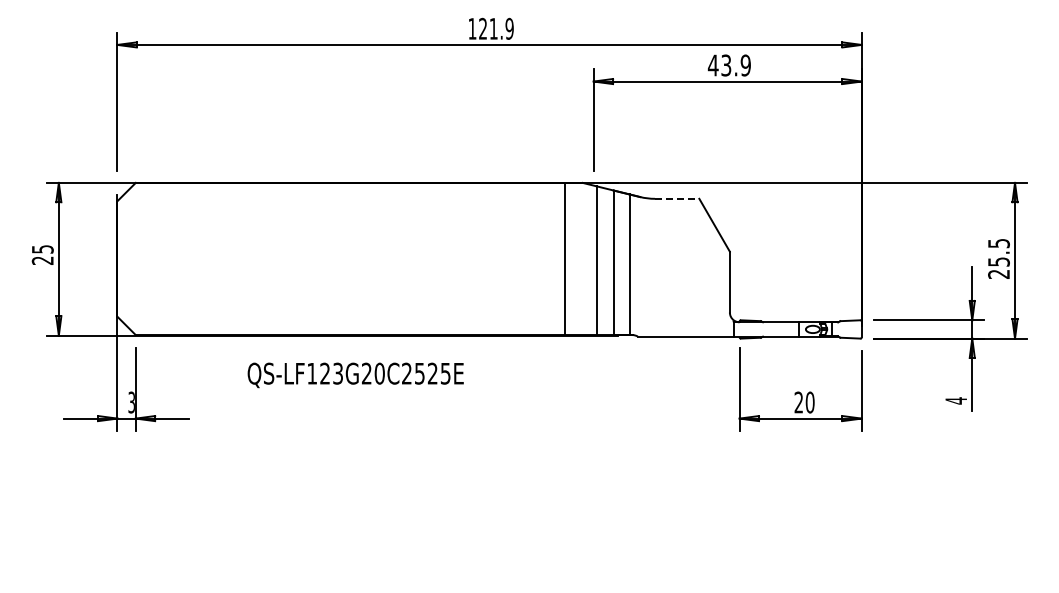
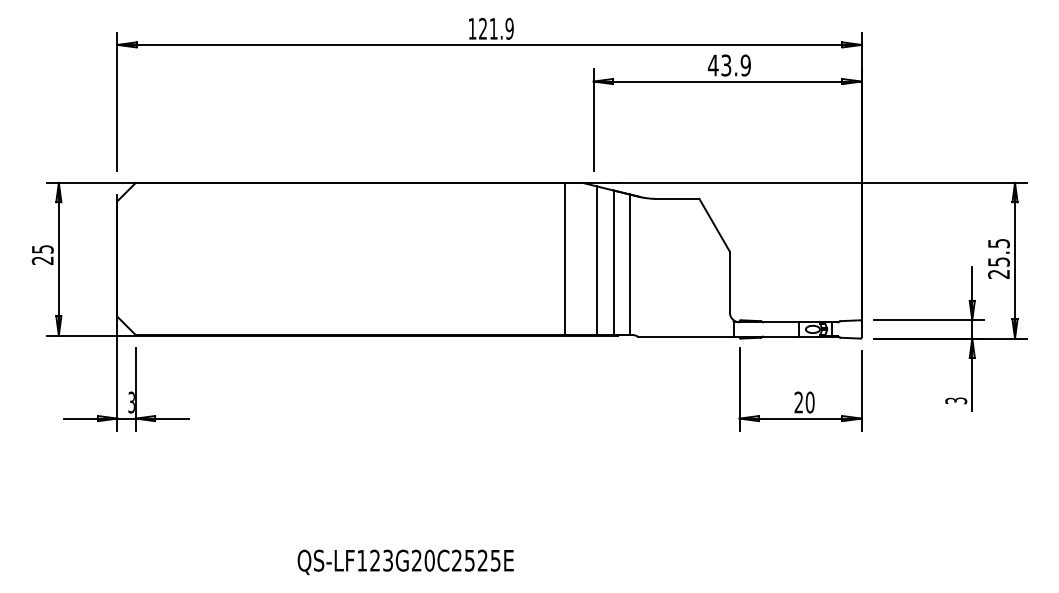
line: dashed -> solid (677, 198)
text position: (355, 375) -> (405, 562) (405, 562)
text: 4 -> 3 (956, 400)
